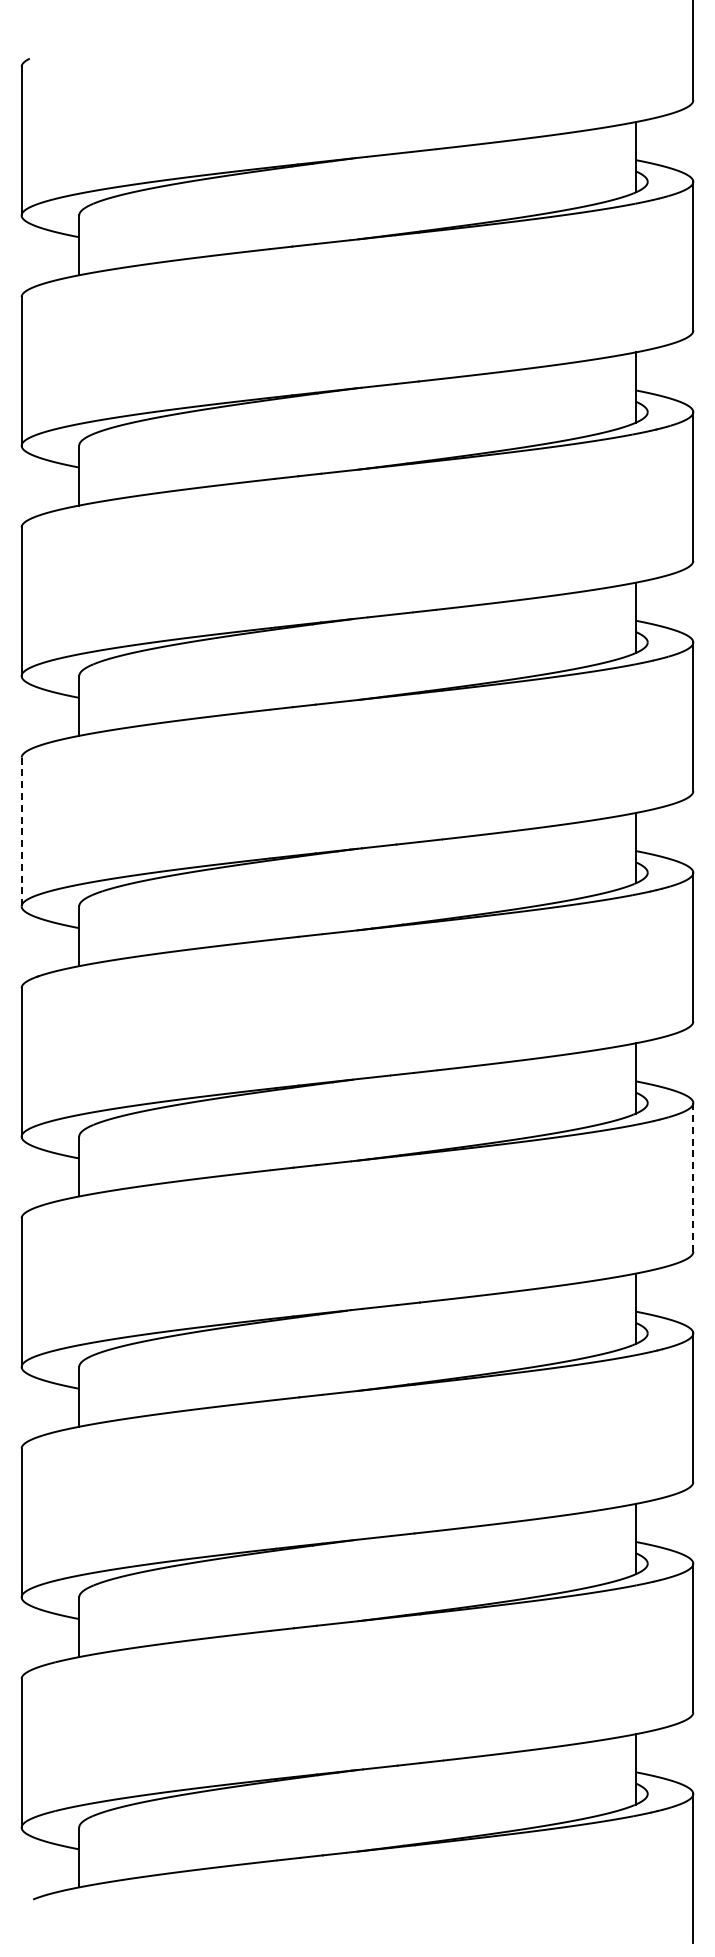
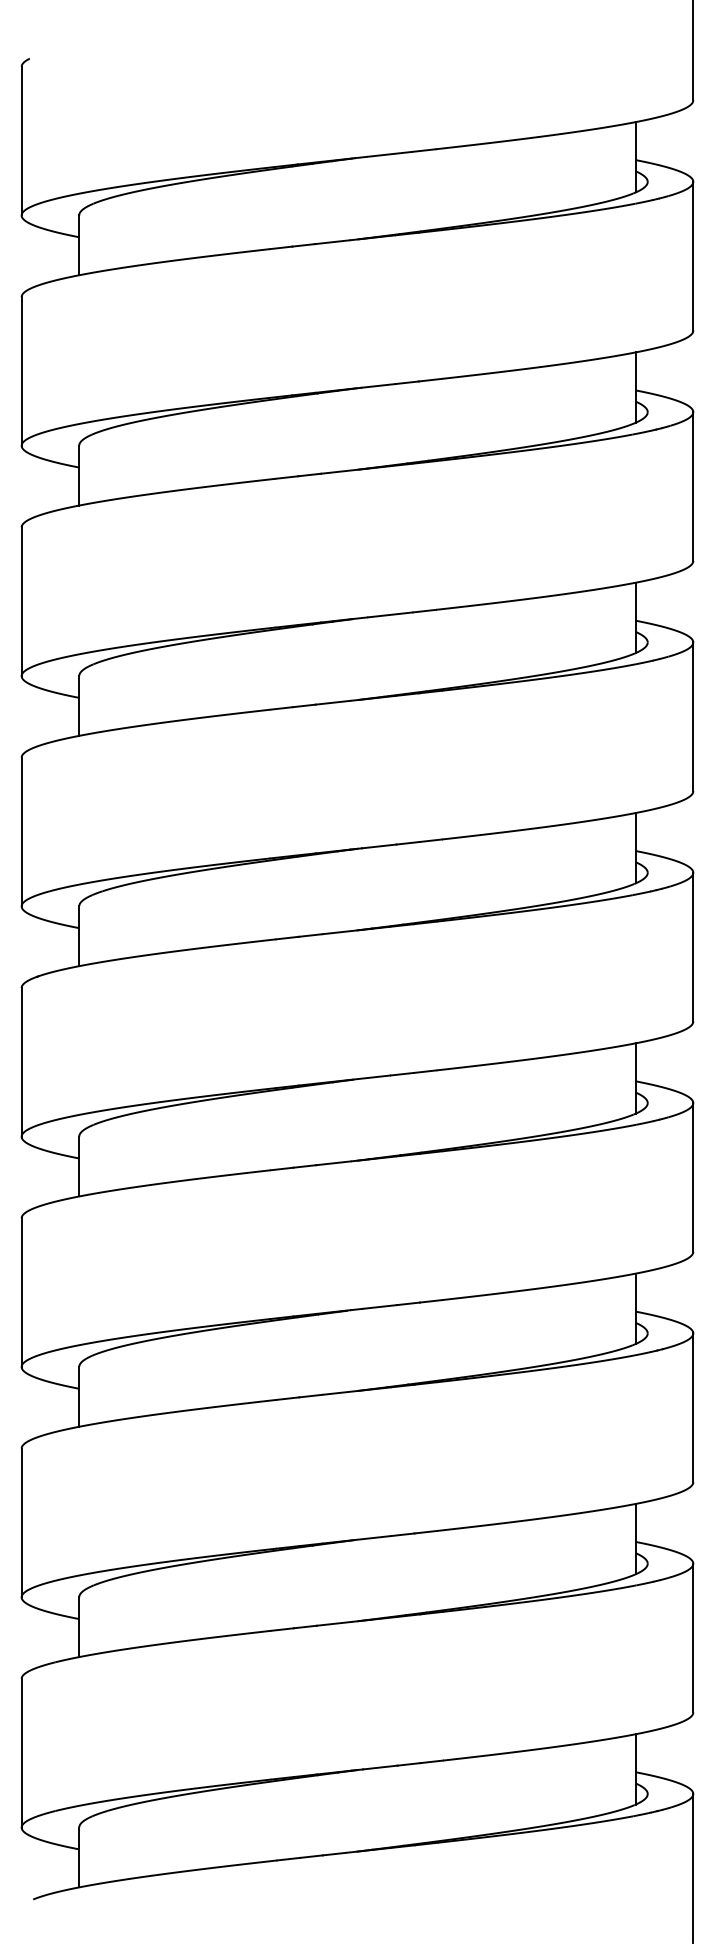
line: dashed -> solid (21, 832)
line: dashed -> solid (693, 1176)
